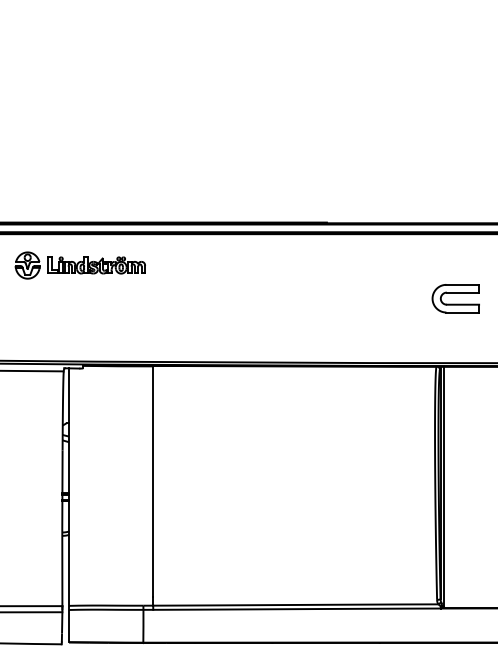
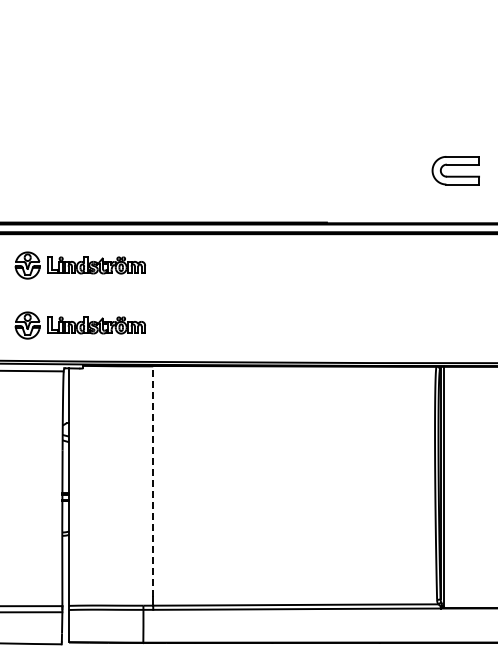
part position: (455, 298) -> (455, 170) (455, 170)
part: none -> present (79, 325)
line: solid -> dashed (153, 481)
